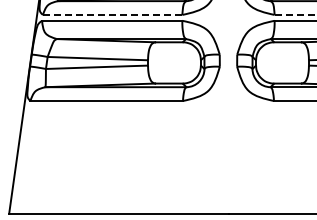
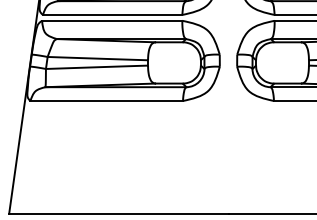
line: dashed -> solid (112, 14)
line: dashed -> solid (295, 14)
